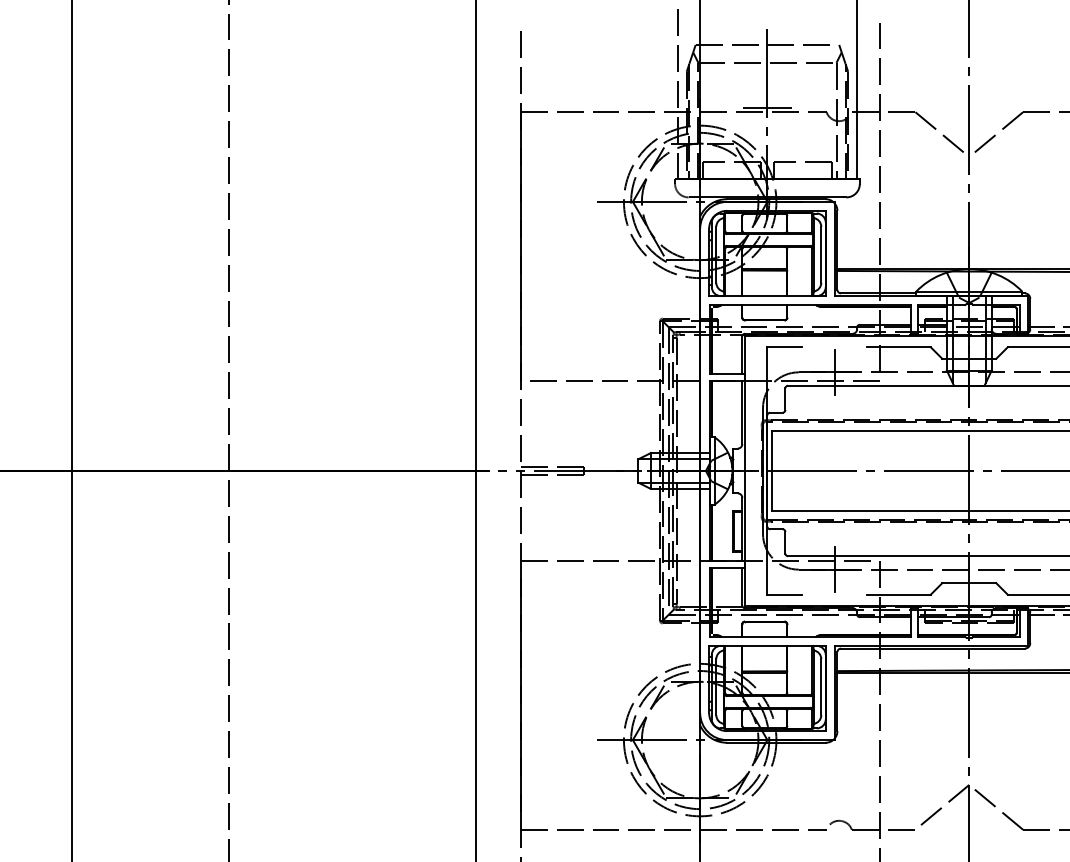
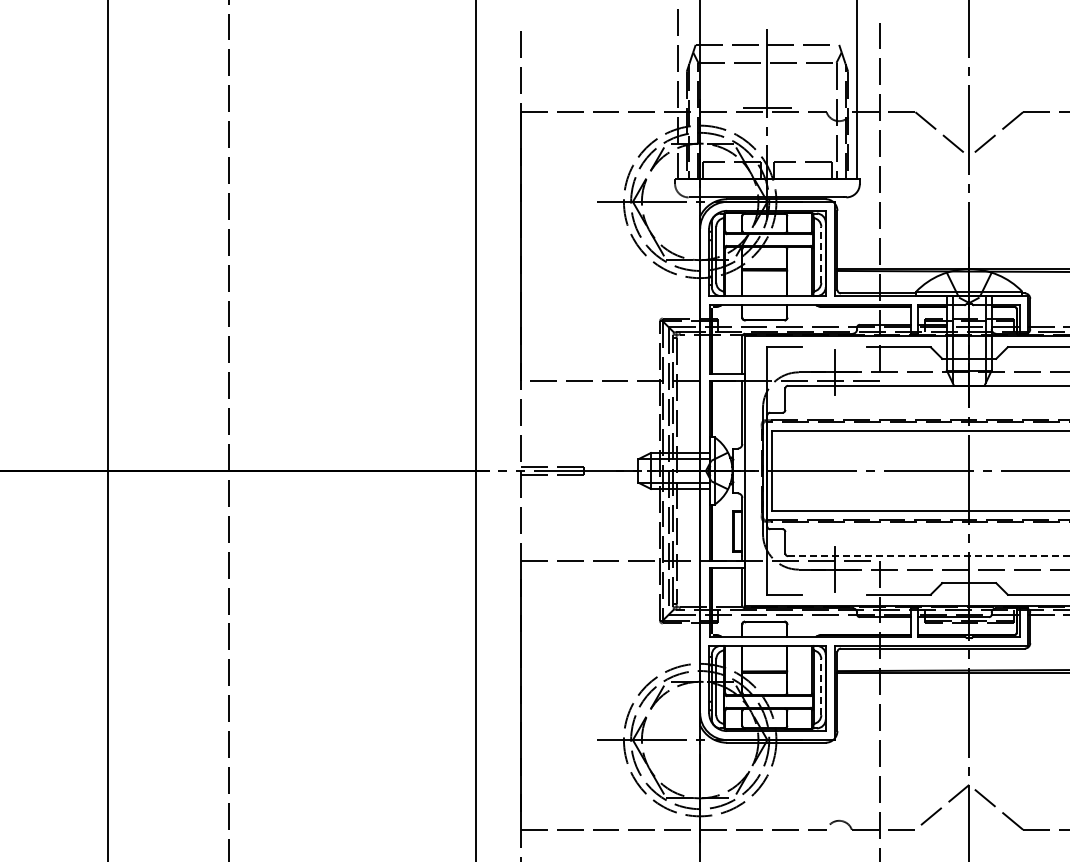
line: solid -> dashed (821, 254)
line position: (72, 430) -> (108, 430) (108, 430)
line: solid -> dashed (928, 556)
line: solid -> dashed (821, 687)
